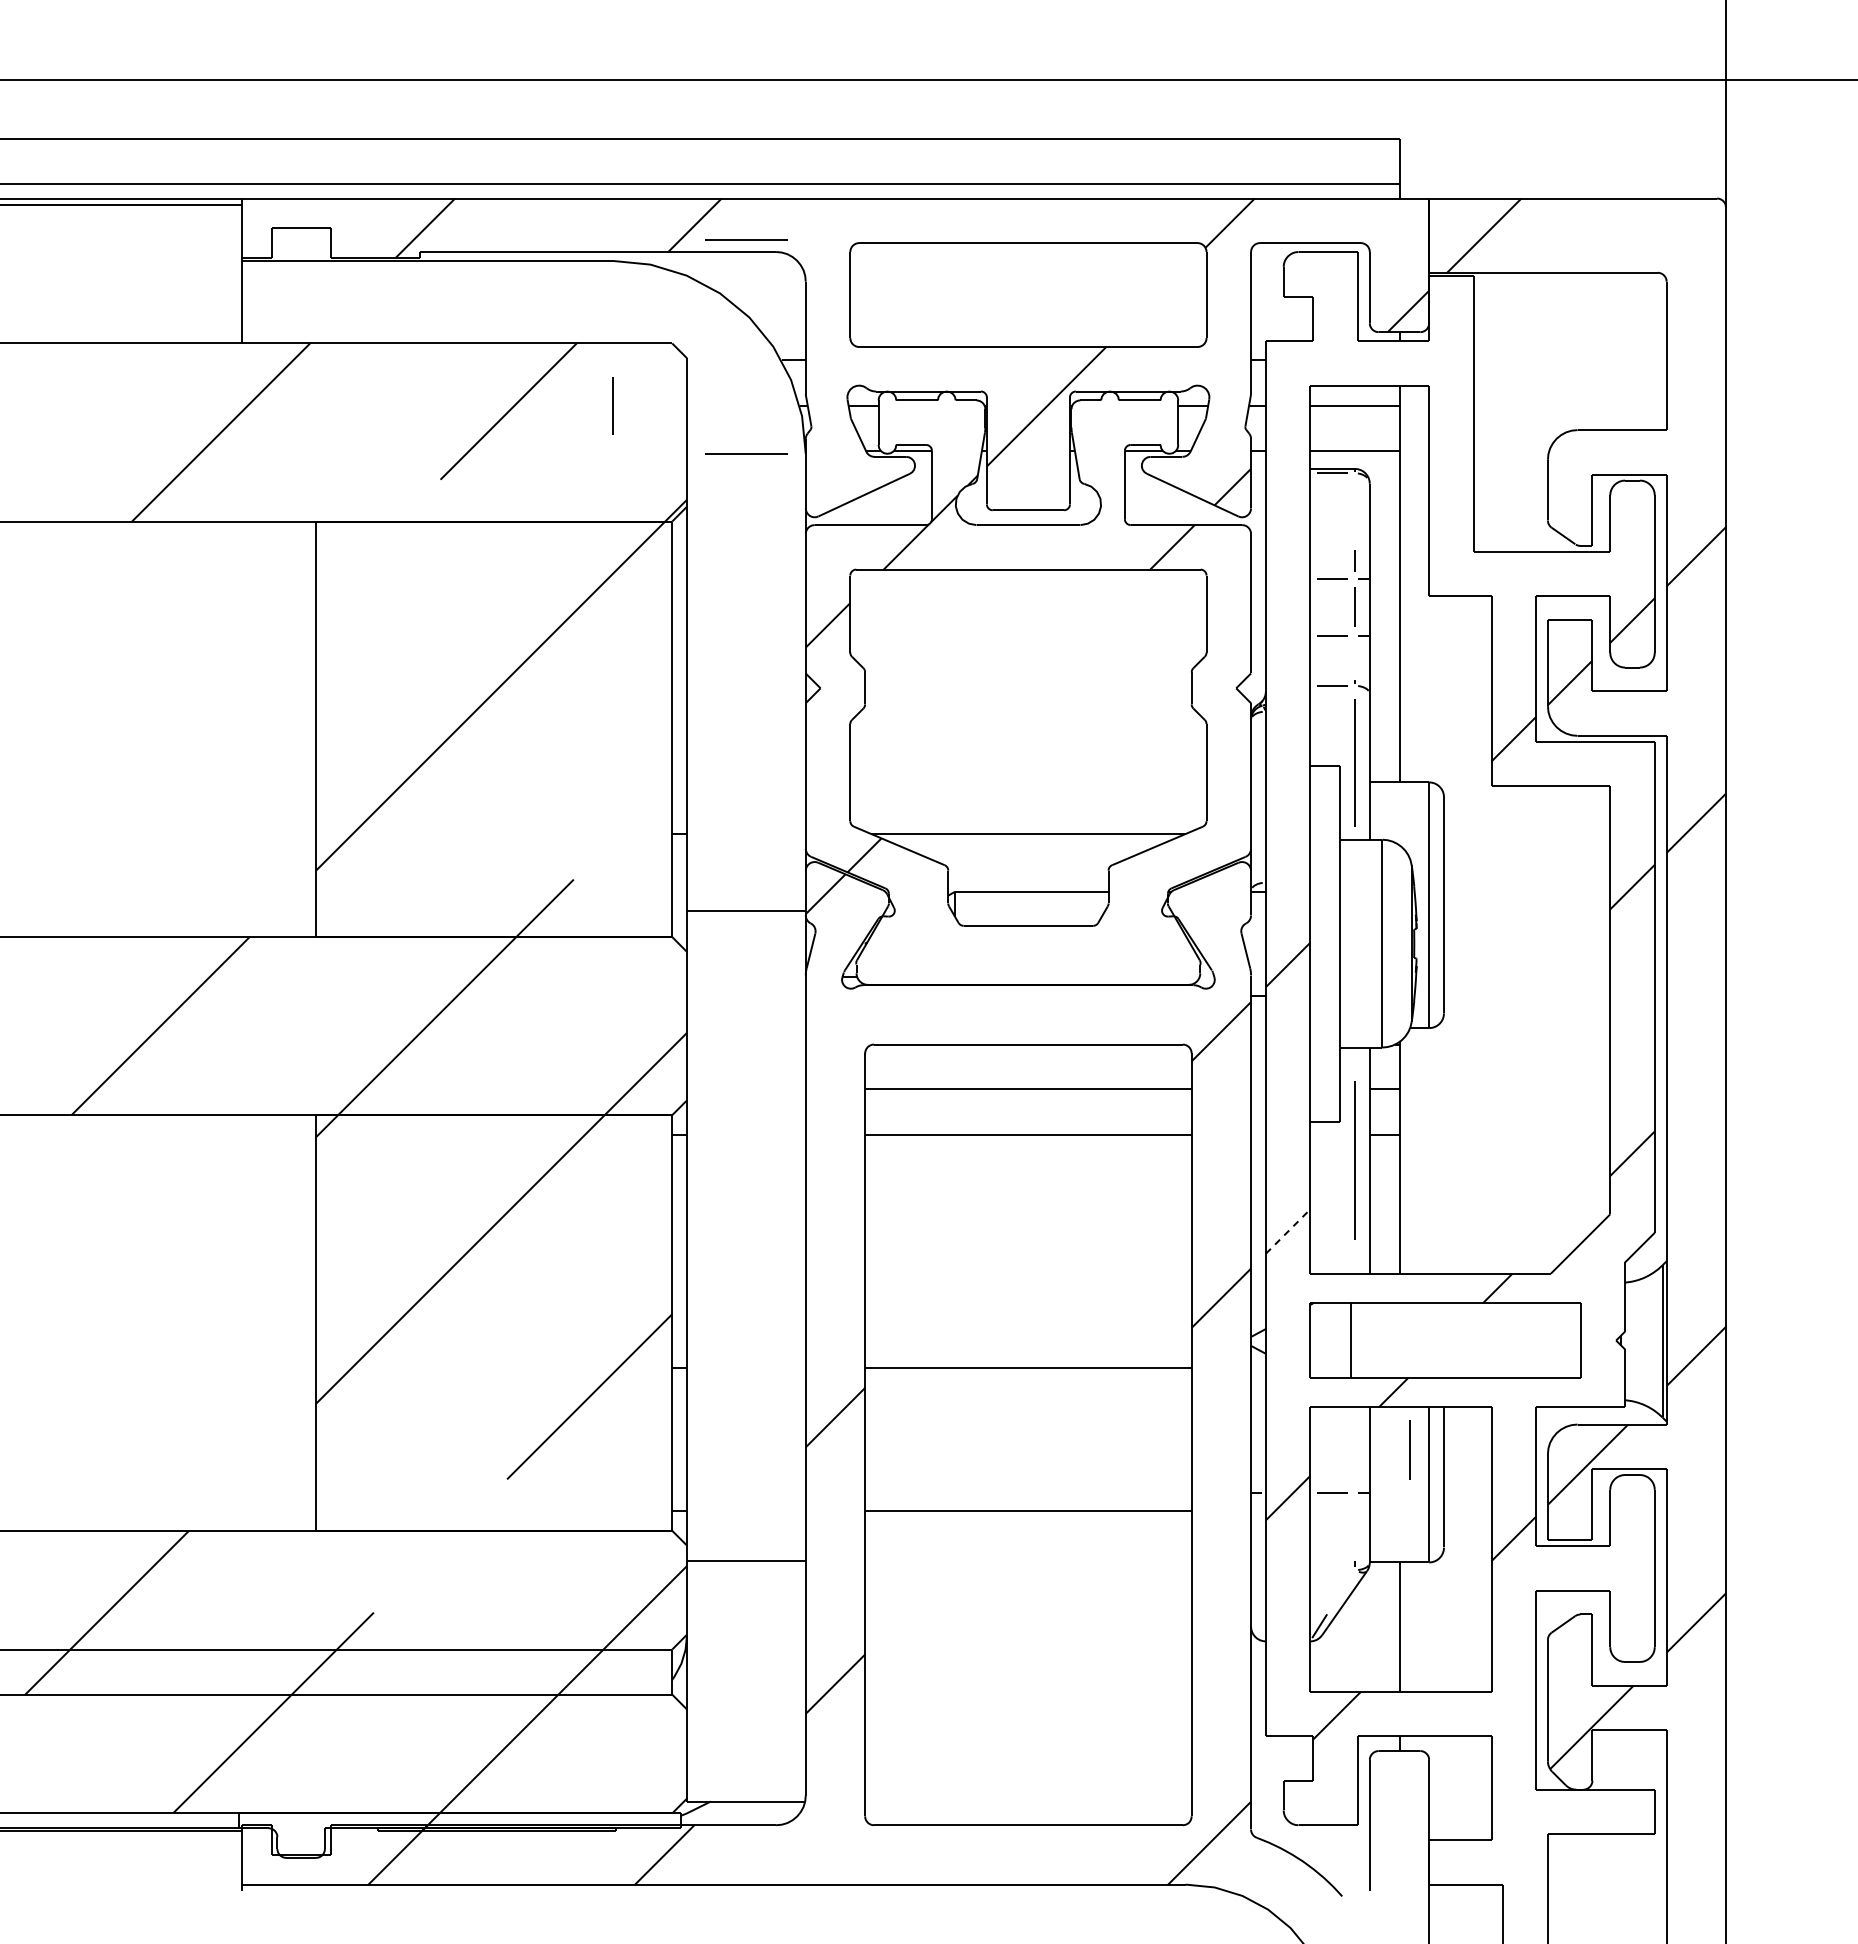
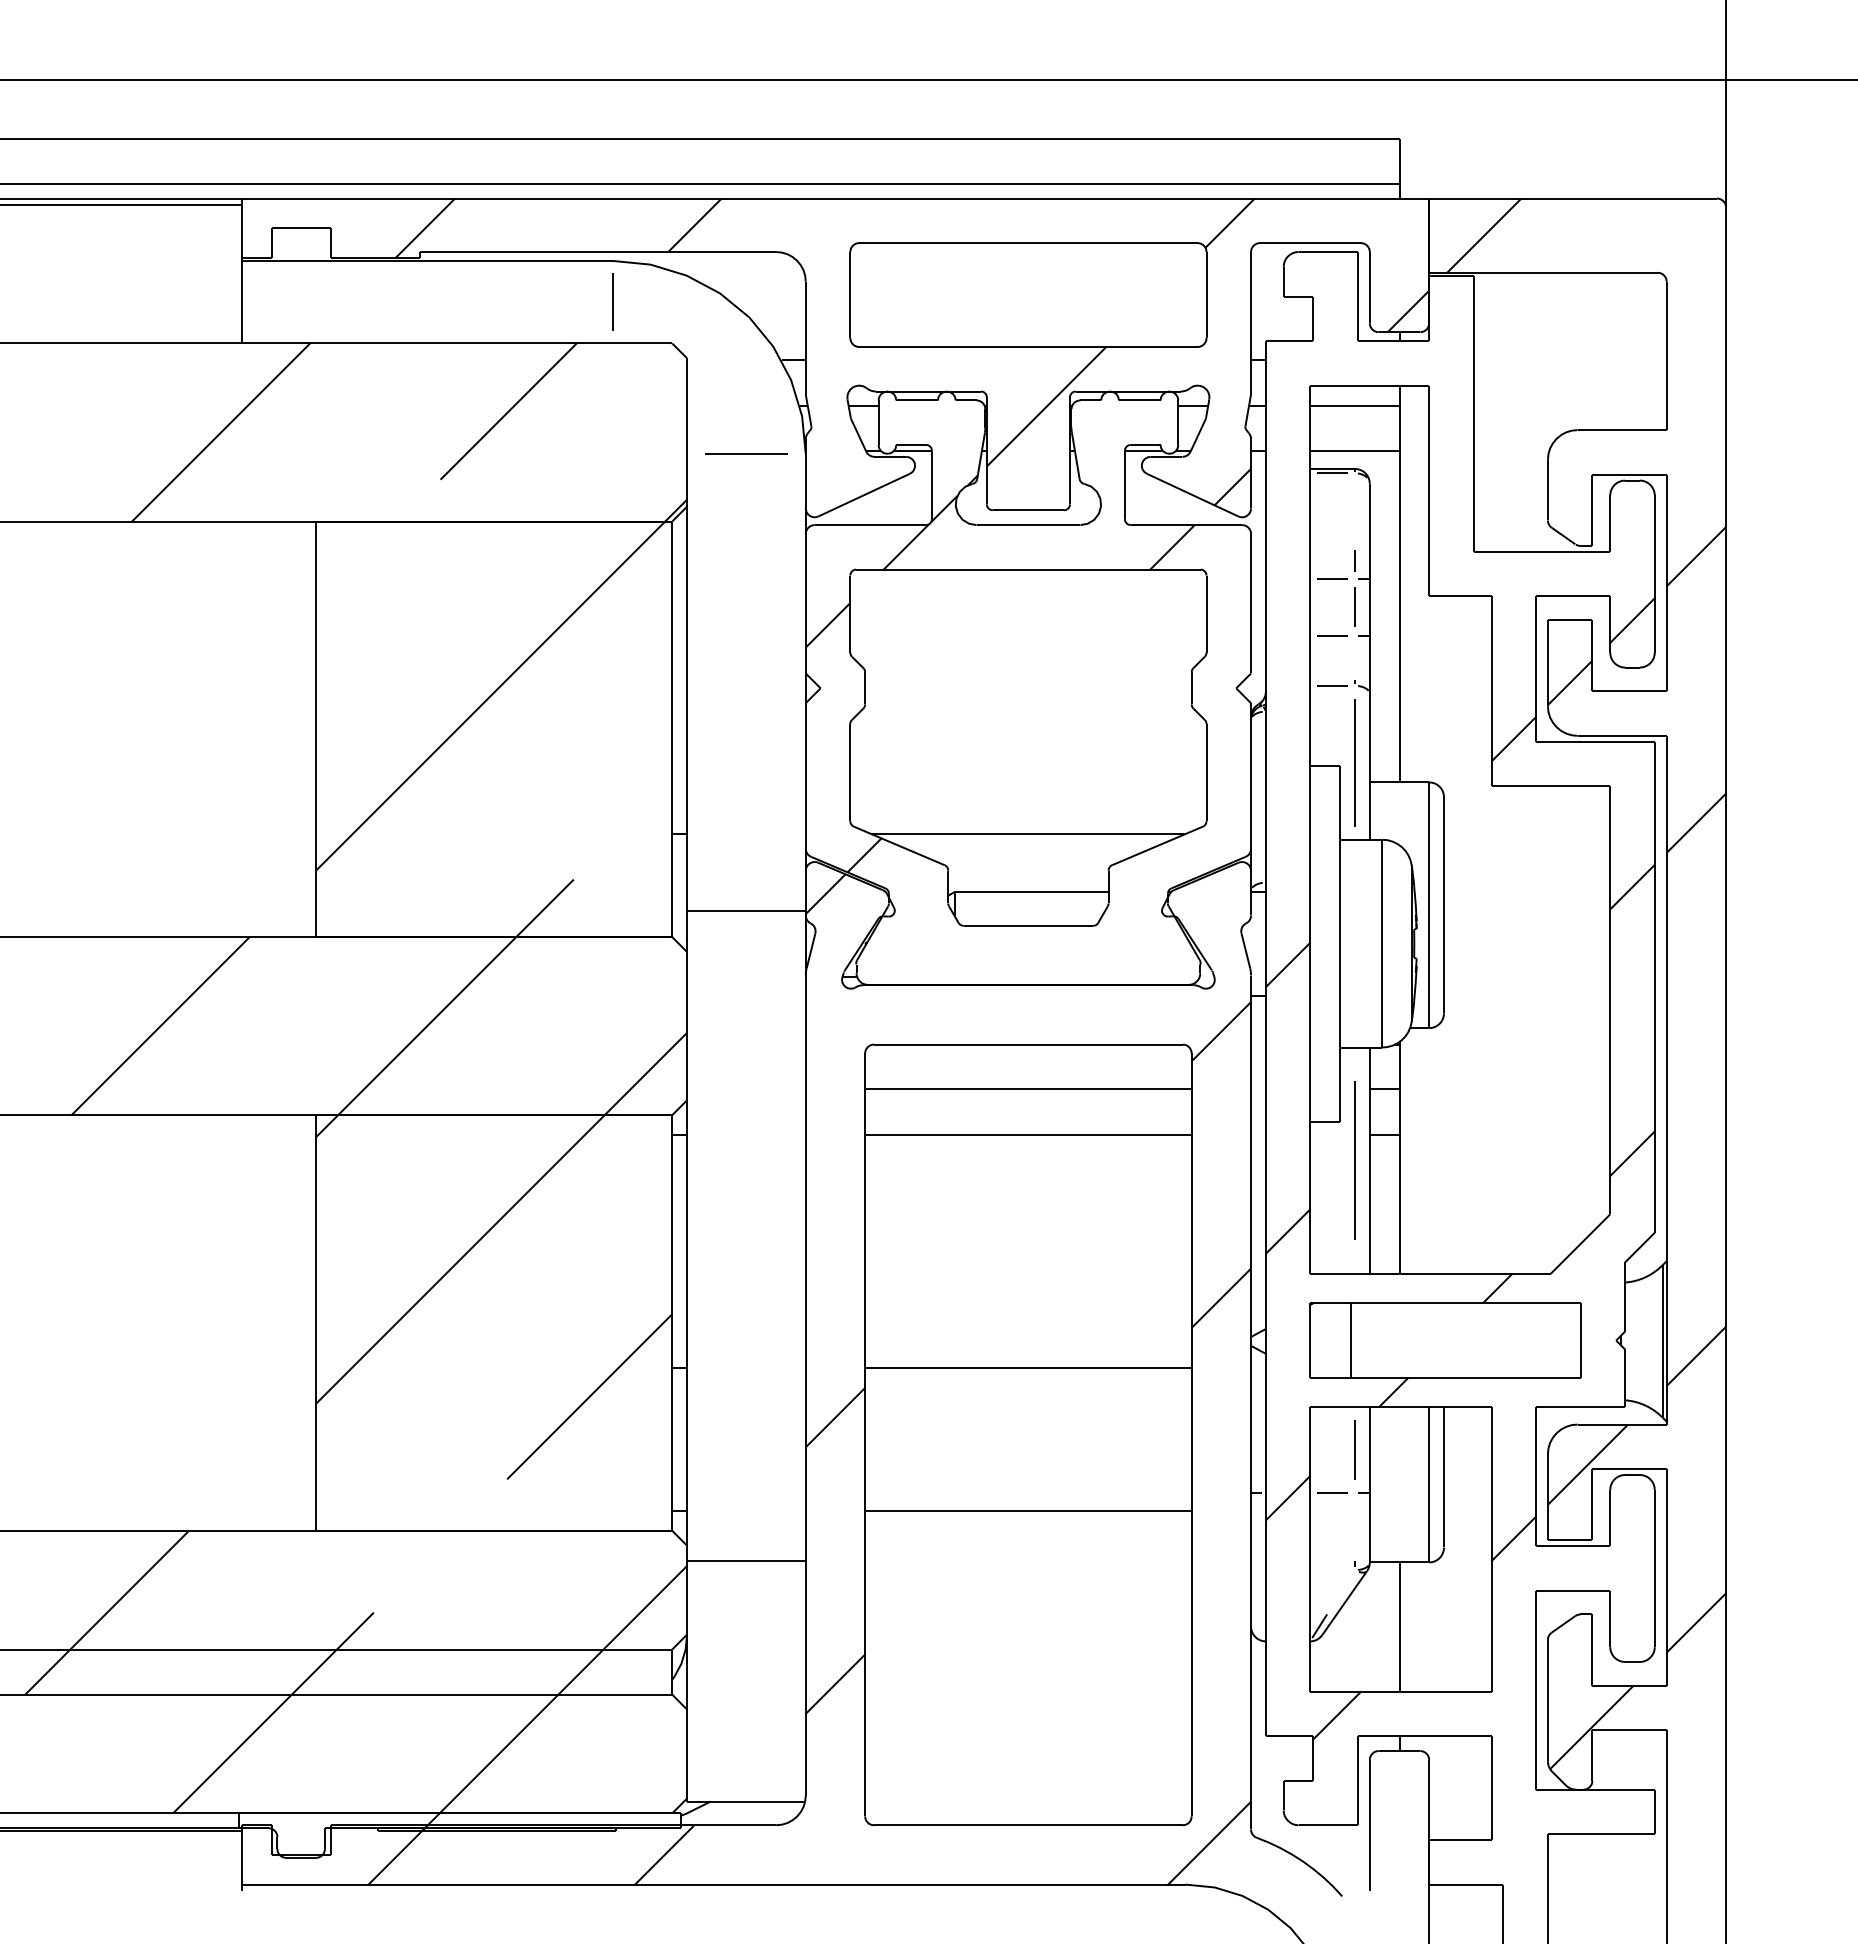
line: present -> none (746, 239)
line position: (612, 405) -> (612, 301) (612, 301)
line: dashed -> solid (1288, 1231)
line position: (1409, 1449) -> (1354, 1449) (1354, 1449)
